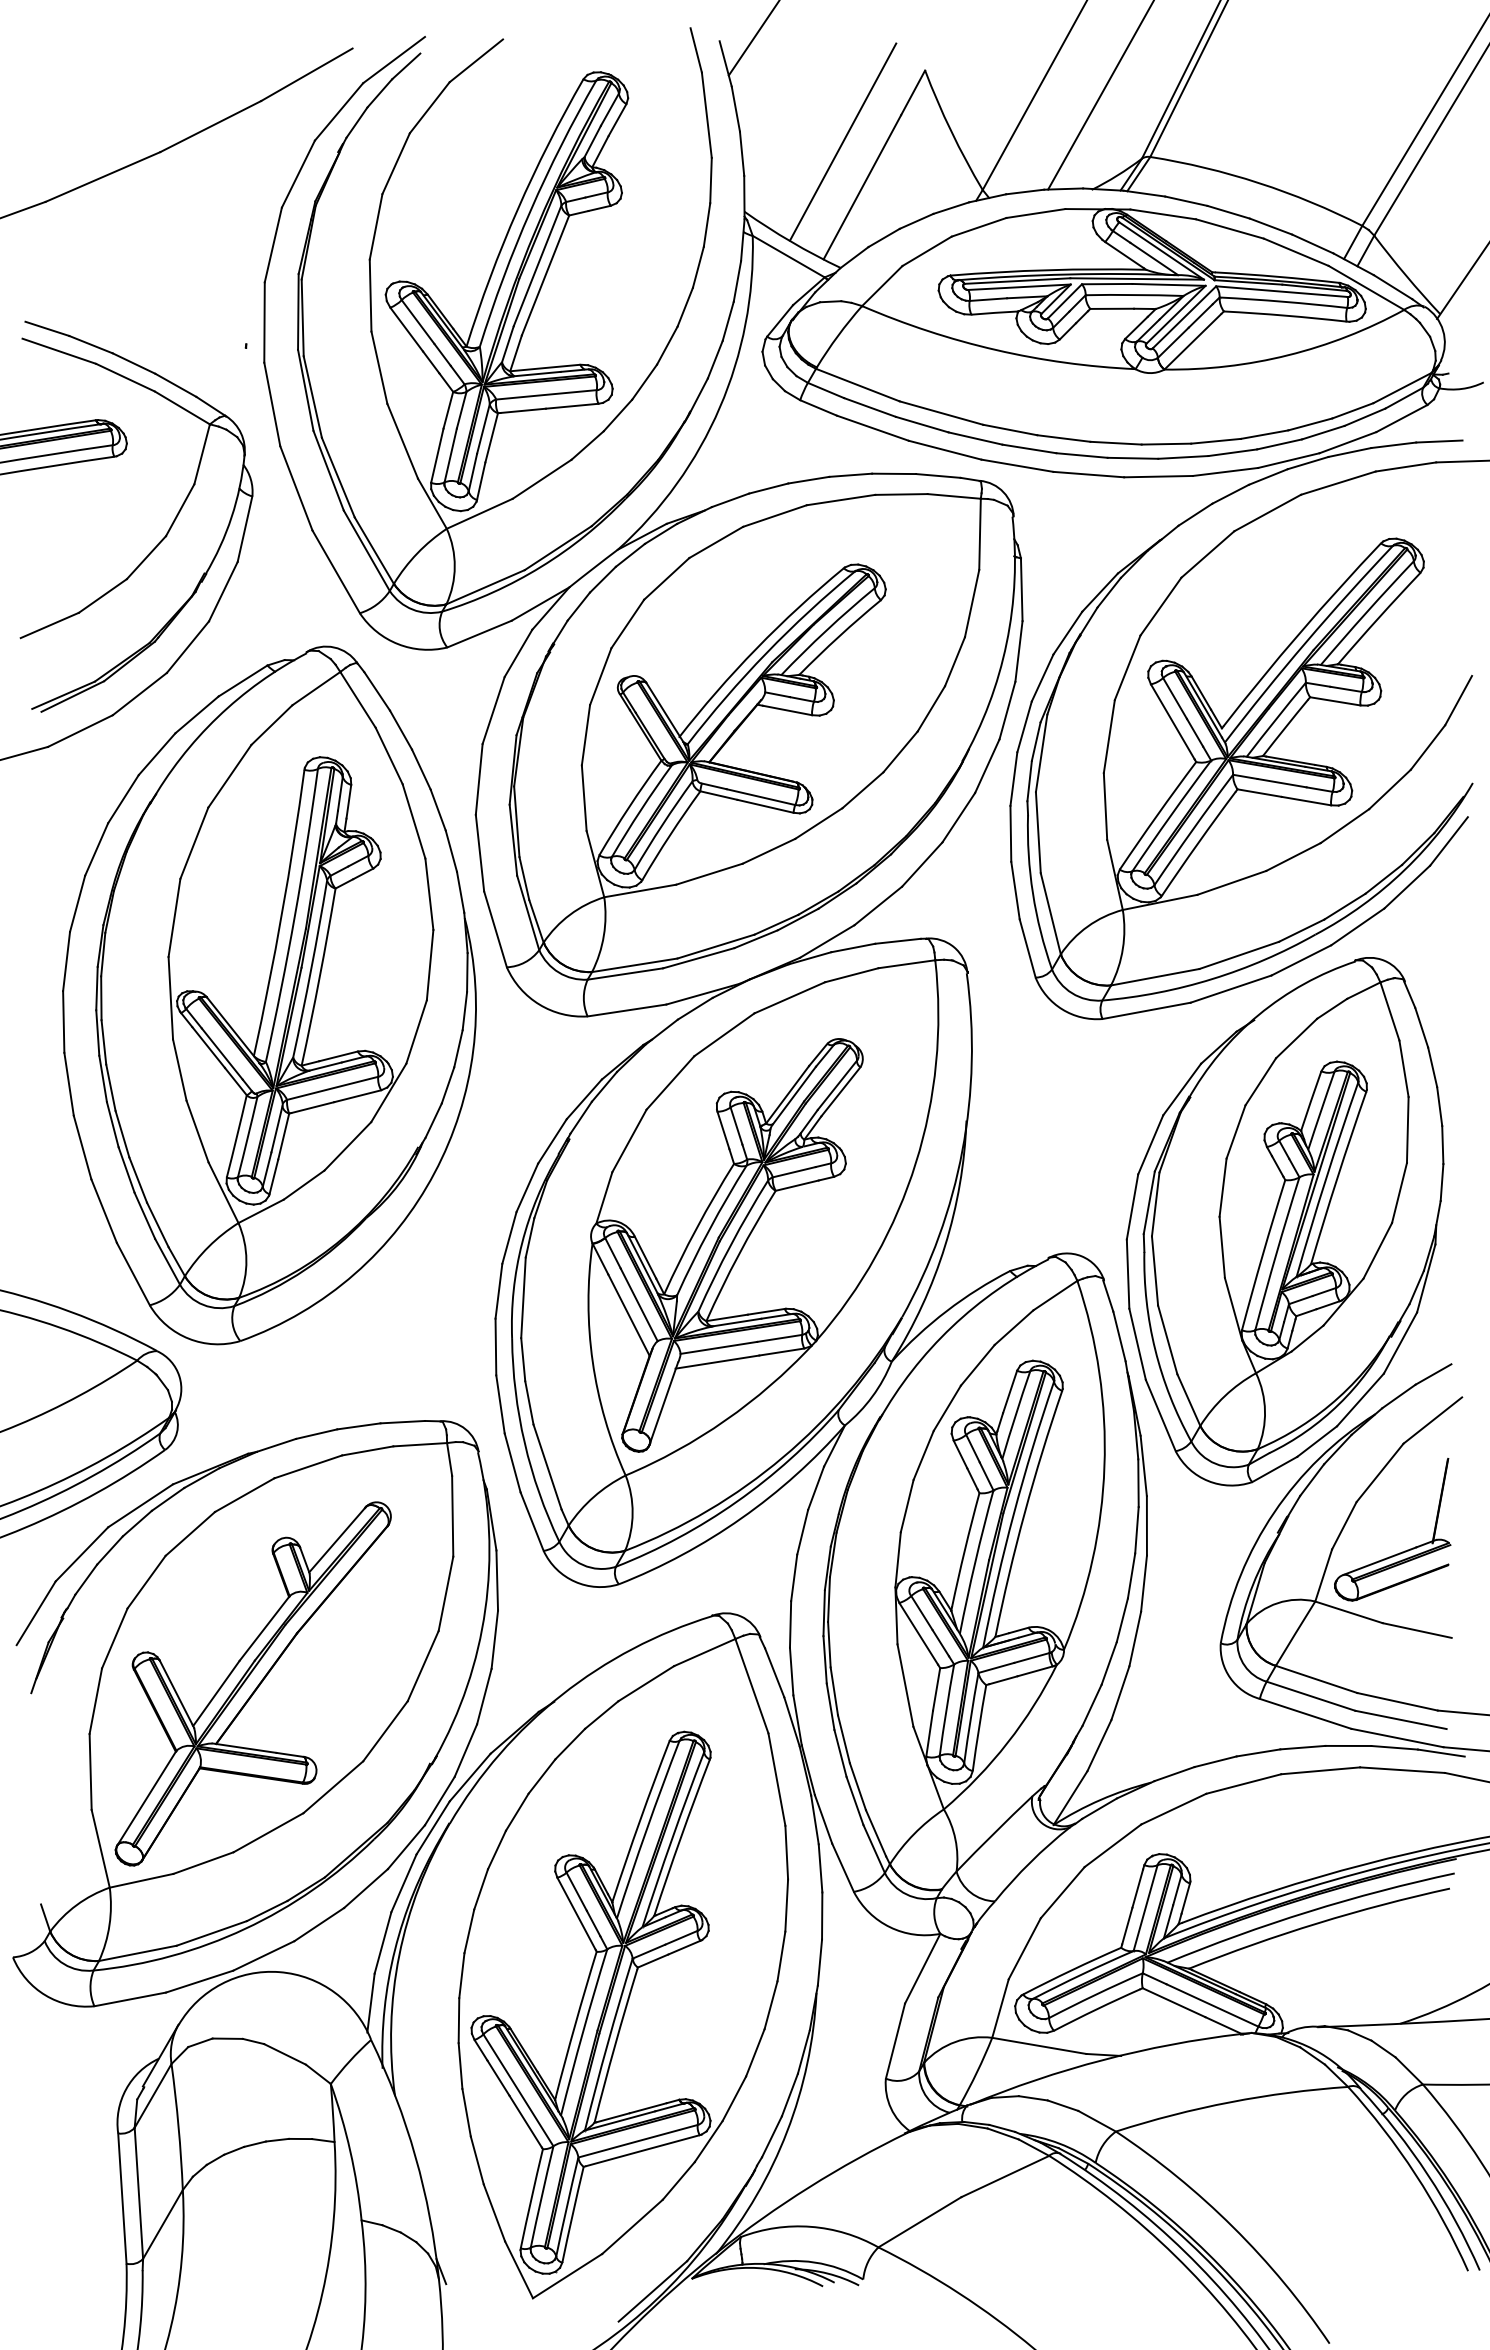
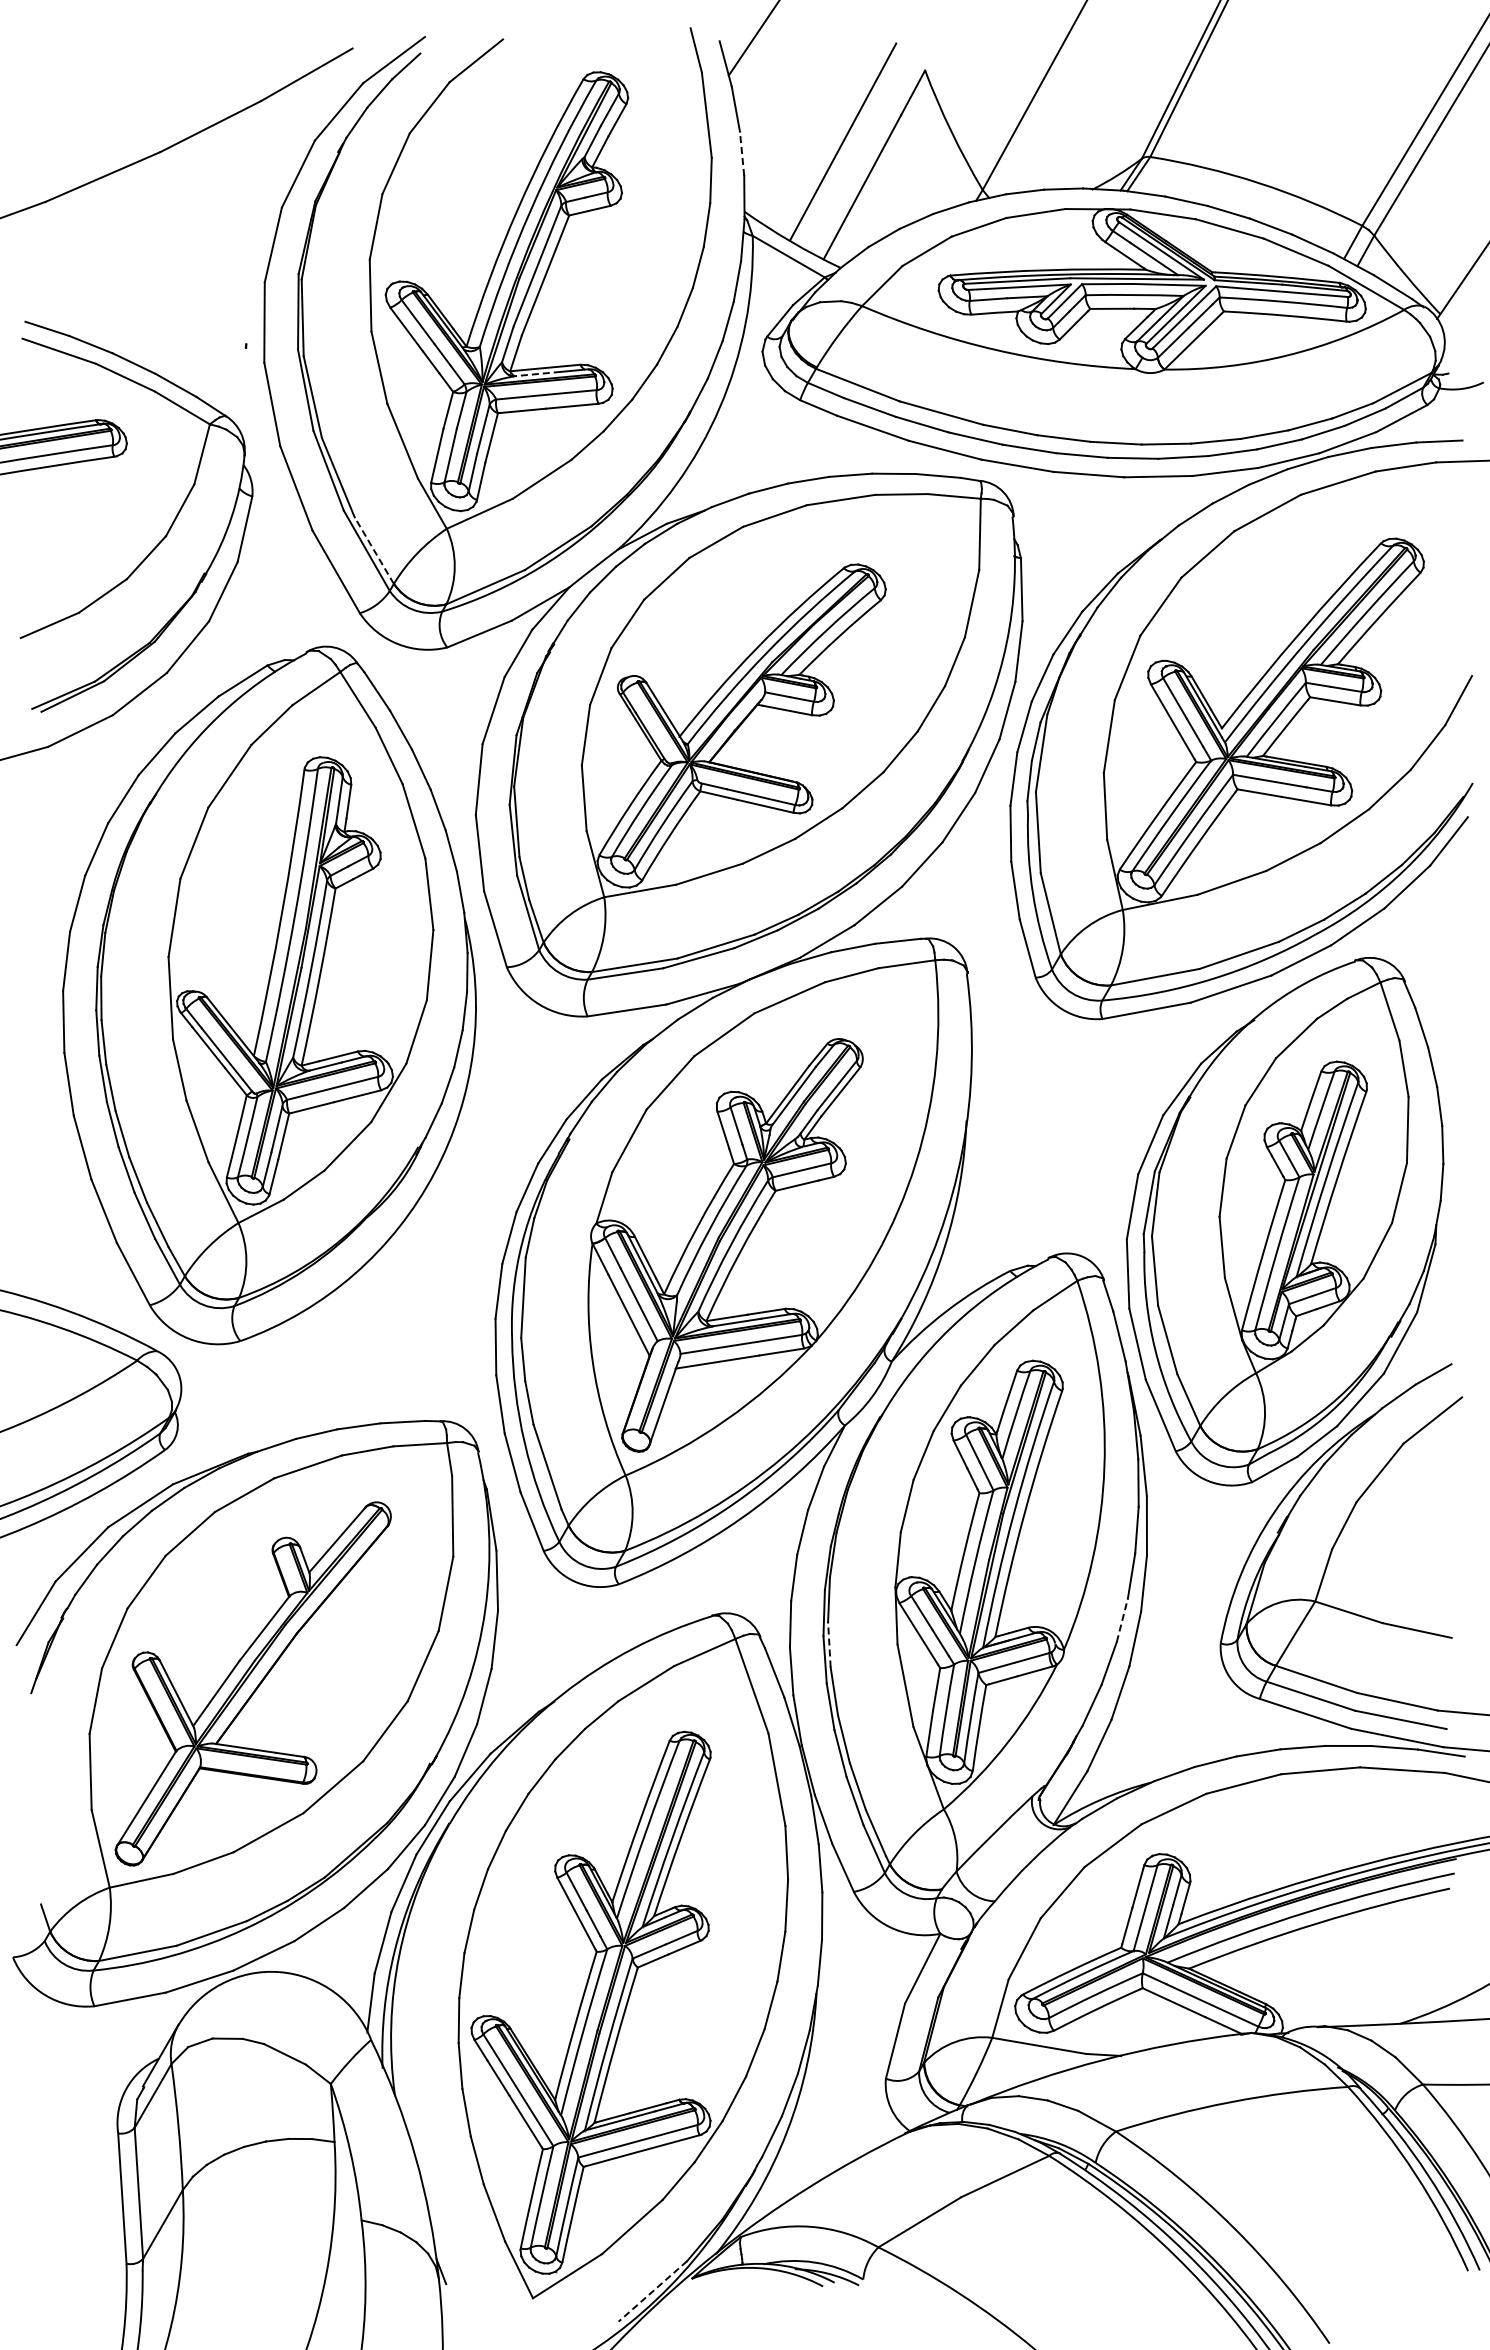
line: present -> none (1100, 95)
line: solid -> dashed (742, 153)
line: solid -> dashed (536, 374)
line: solid -> dashed (374, 550)
part: present -> none (1399, 1552)
line: solid -> dashed (1122, 1620)
line: solid -> dashed (829, 1644)
line: solid -> dashed (652, 2291)
